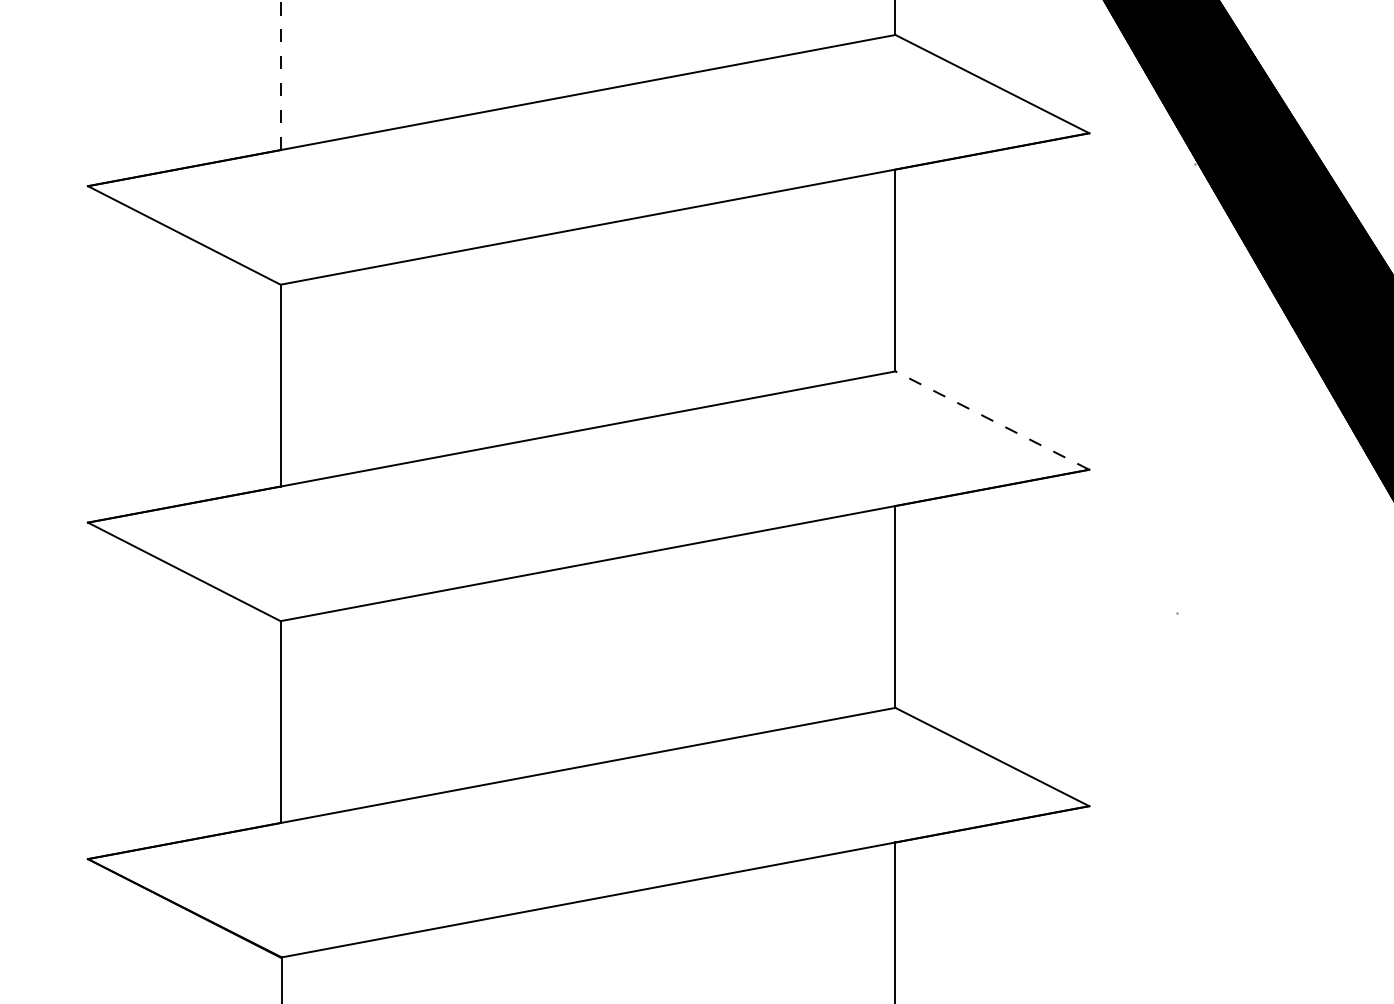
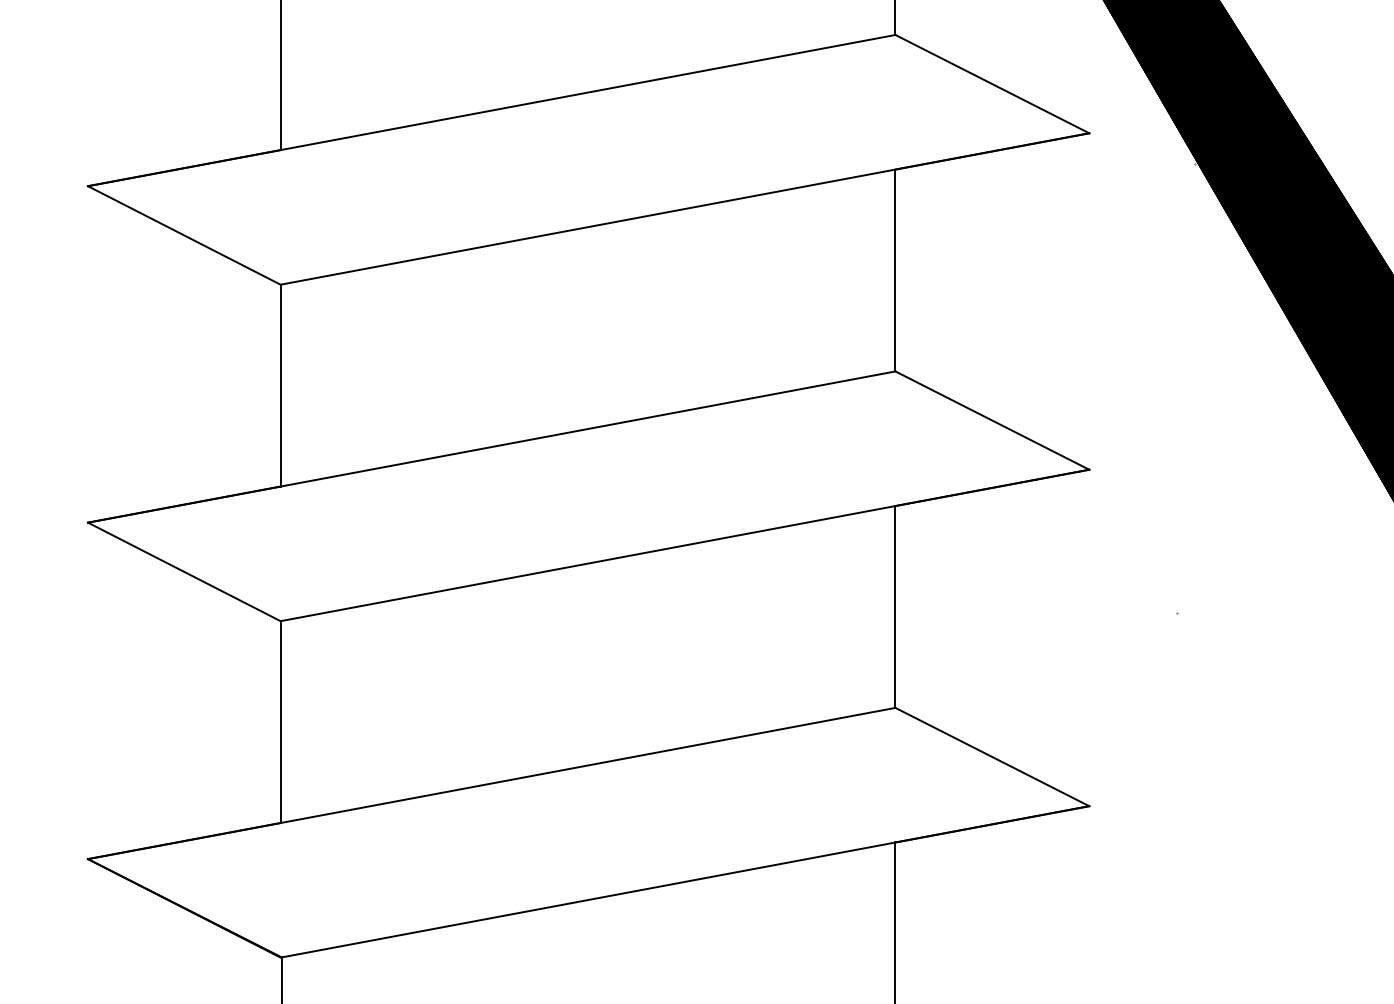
line: dashed -> solid (280, 75)
line: dashed -> solid (992, 420)
